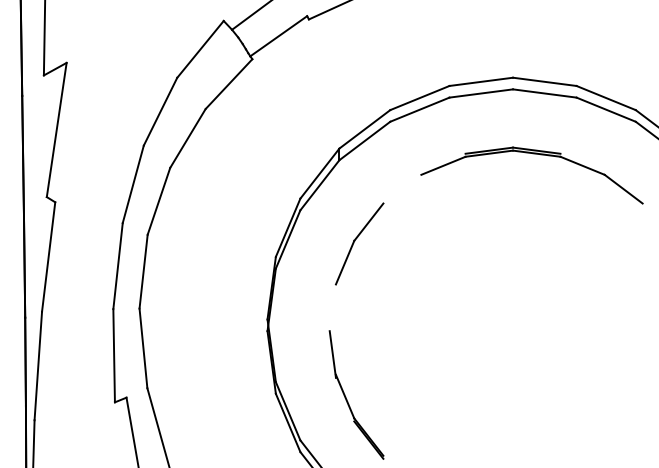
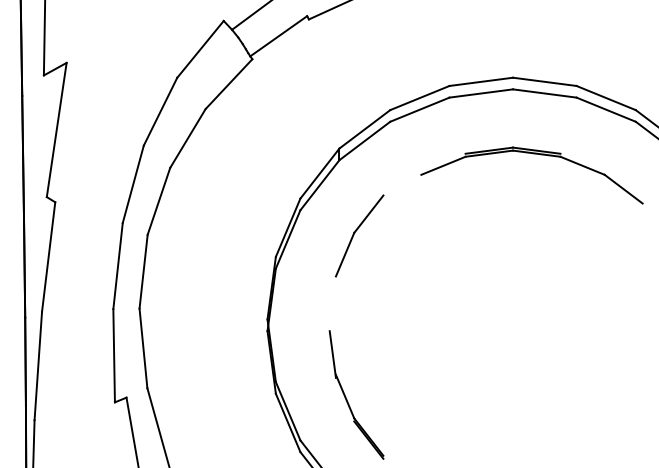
part position: (359, 243) -> (359, 235) (359, 235)
